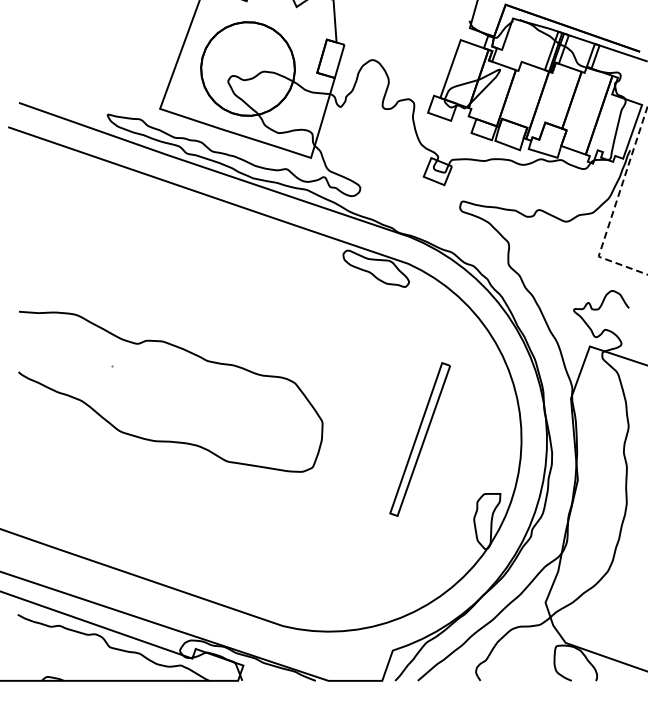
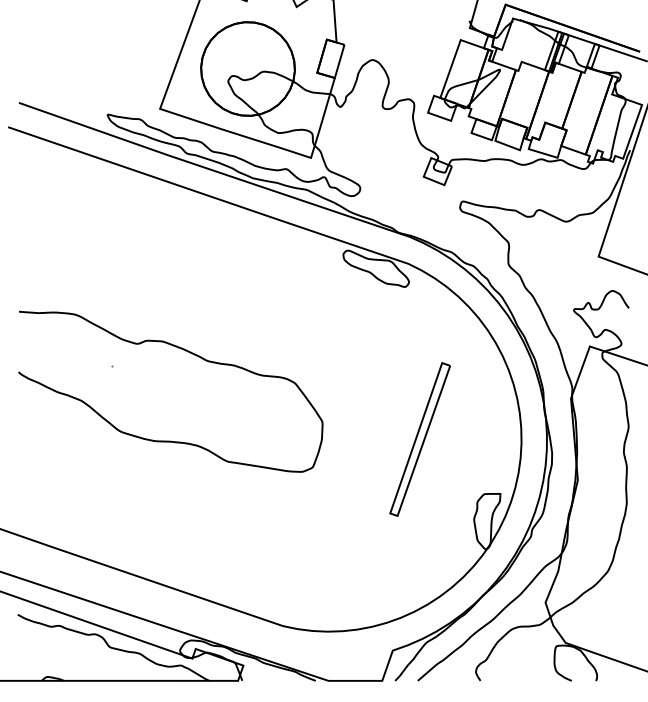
line: dashed -> solid (615, 206)
